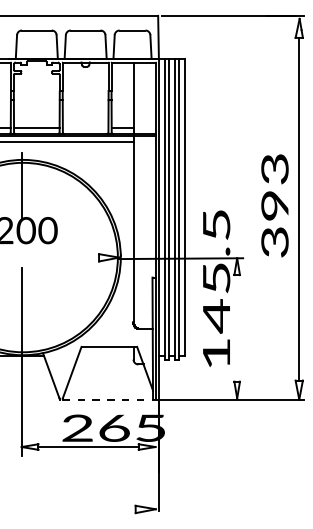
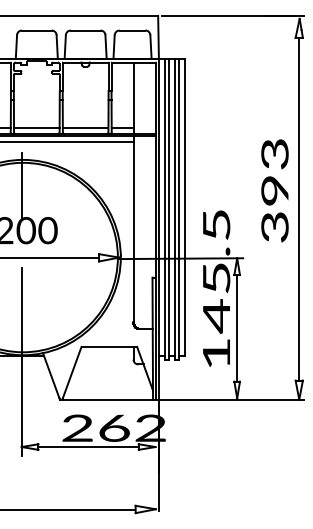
line: none -> present (85, 128)
text position: (274, 205) -> (274, 190) (274, 190)
line: none -> present (50, 257)
line: none -> present (237, 327)
line: dashed -> solid (109, 399)
text: 265 -> 262 (150, 427)
line: none -> present (67, 509)
